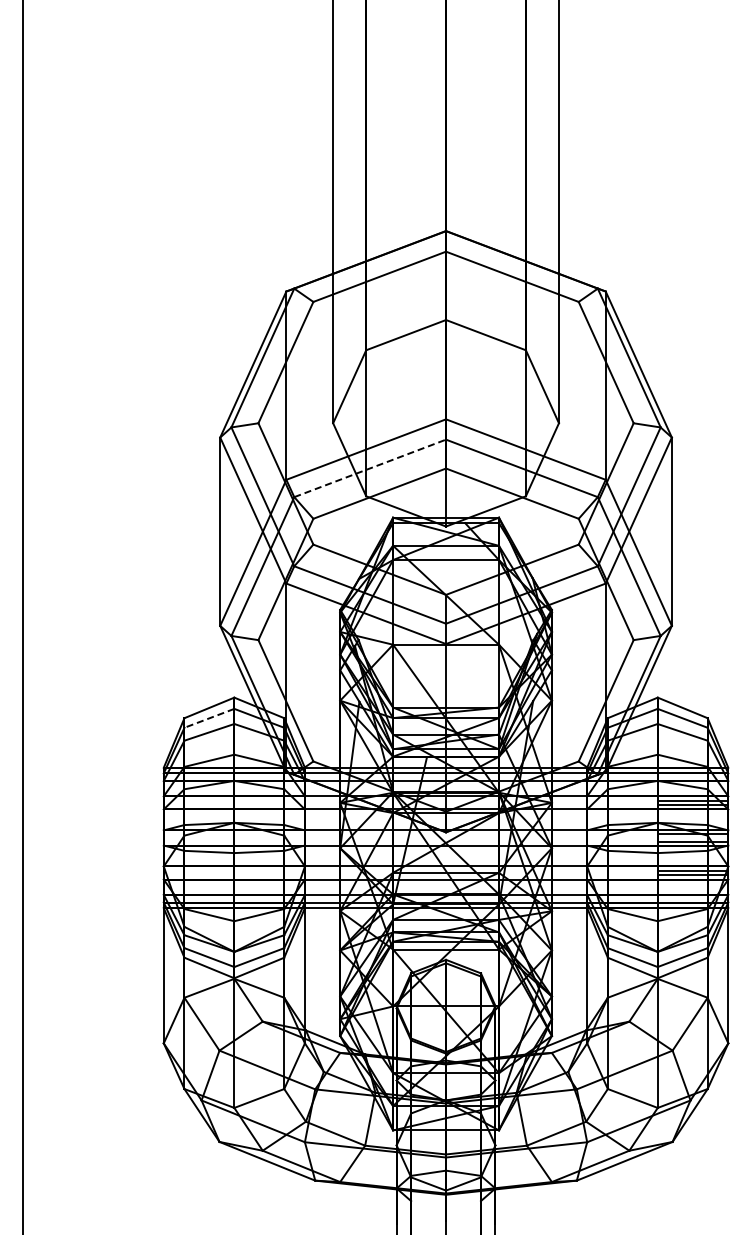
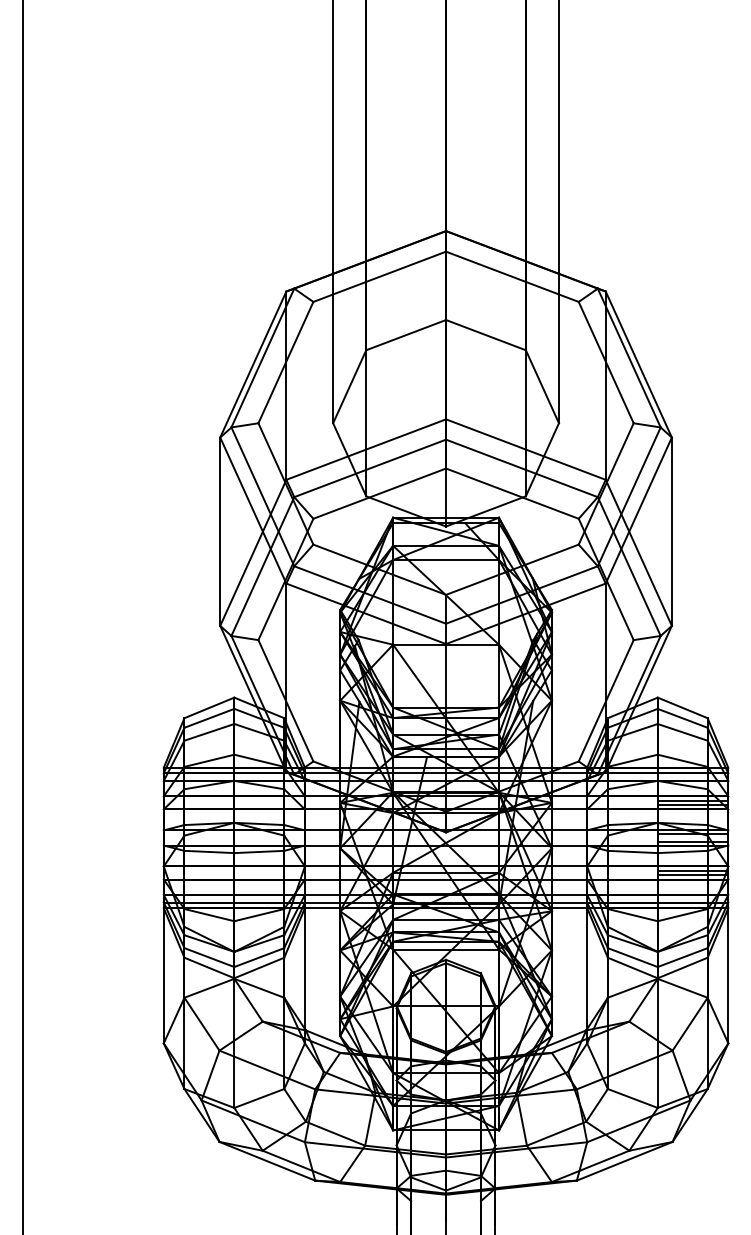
line: dashed -> solid (370, 468)
line: dashed -> solid (209, 718)
